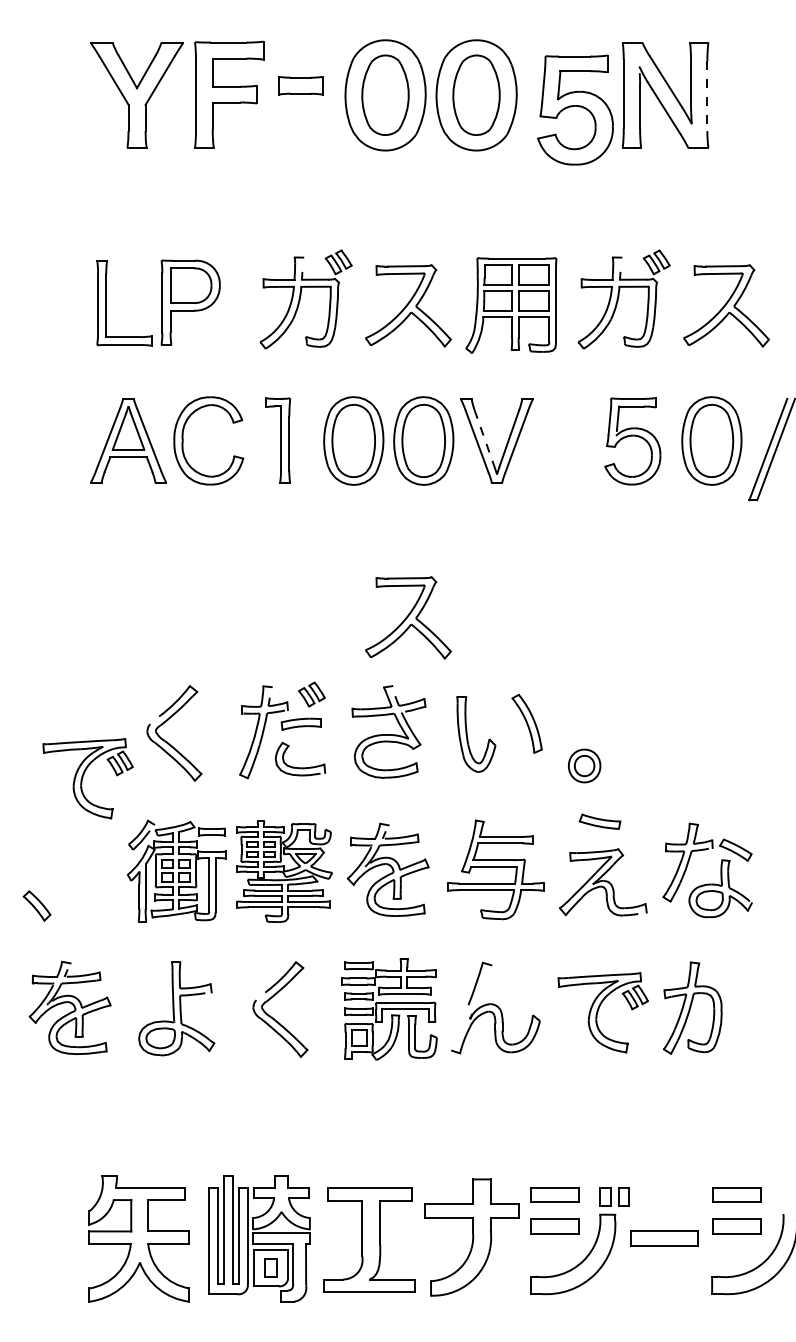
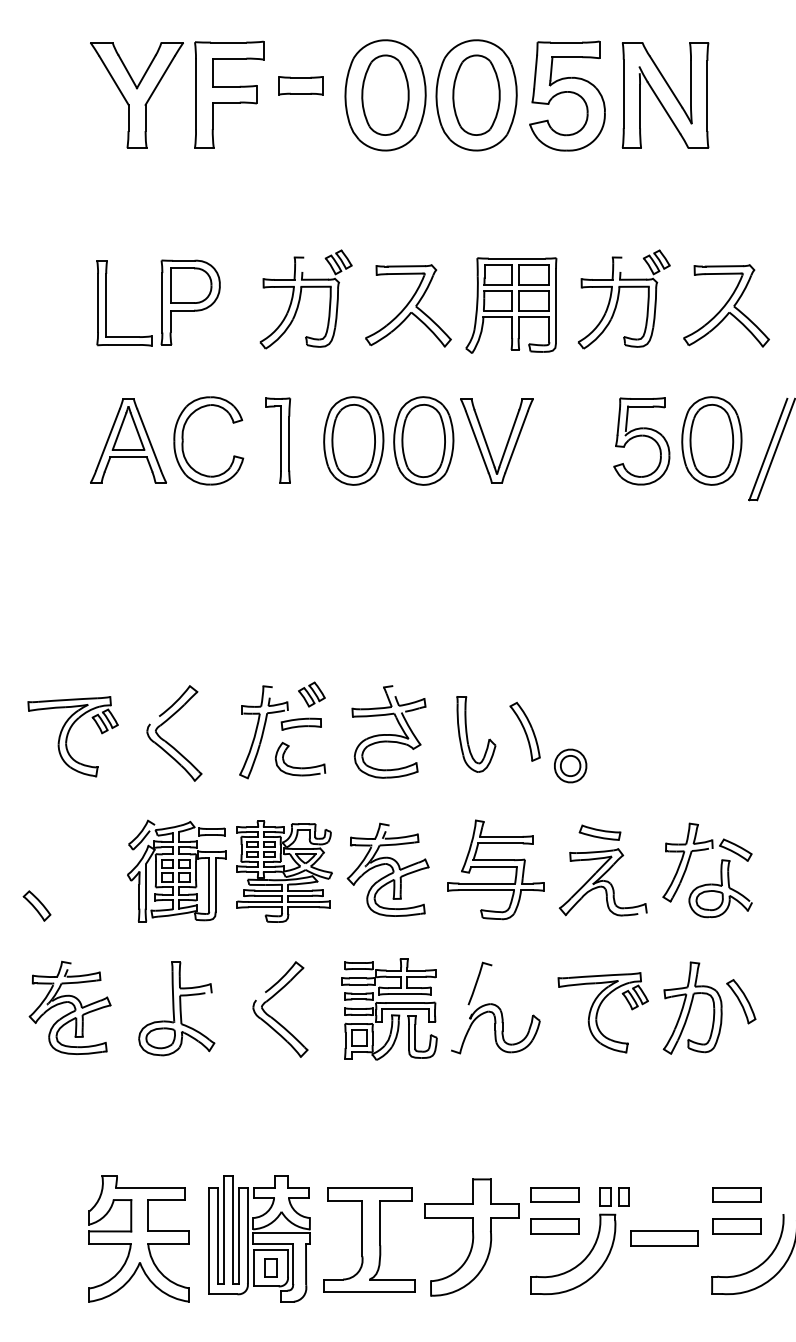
line: dashed -> solid (707, 96)
part position: (575, 109) -> (567, 95) (567, 95)
line: dashed -> solid (484, 438)
part position: (632, 441) -> (641, 441) (641, 441)
part: present -> none (408, 617)
part position: (526, 723) -> (524, 731) (524, 731)
part position: (584, 765) -> (570, 765) (570, 765)
part position: (87, 778) -> (72, 736) (72, 736)
part position: (599, 821) -> (599, 832) (599, 832)
part: none -> present (741, 1001)
